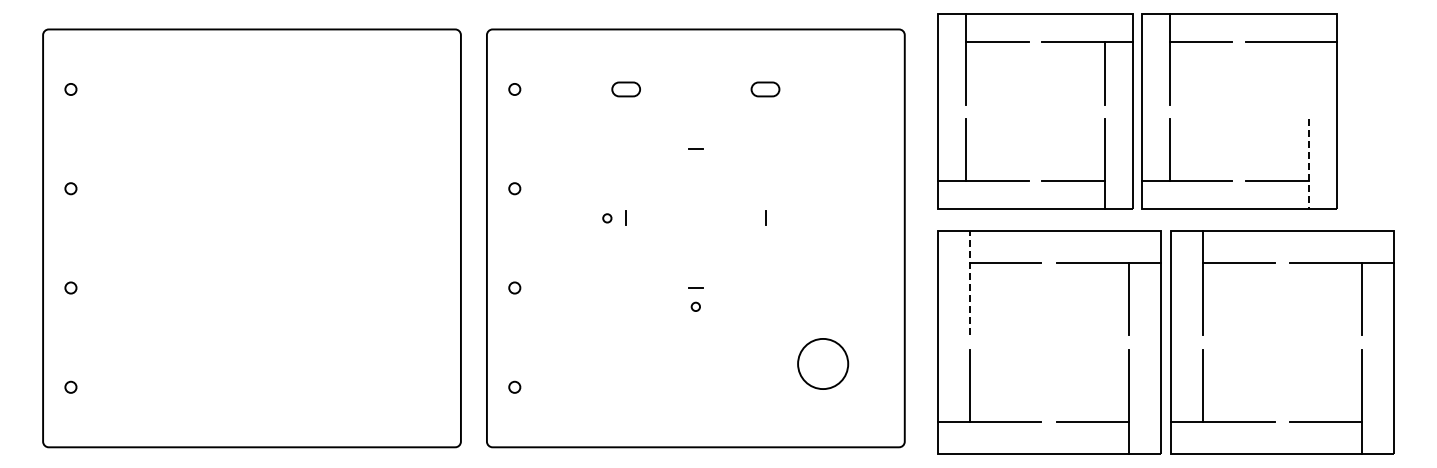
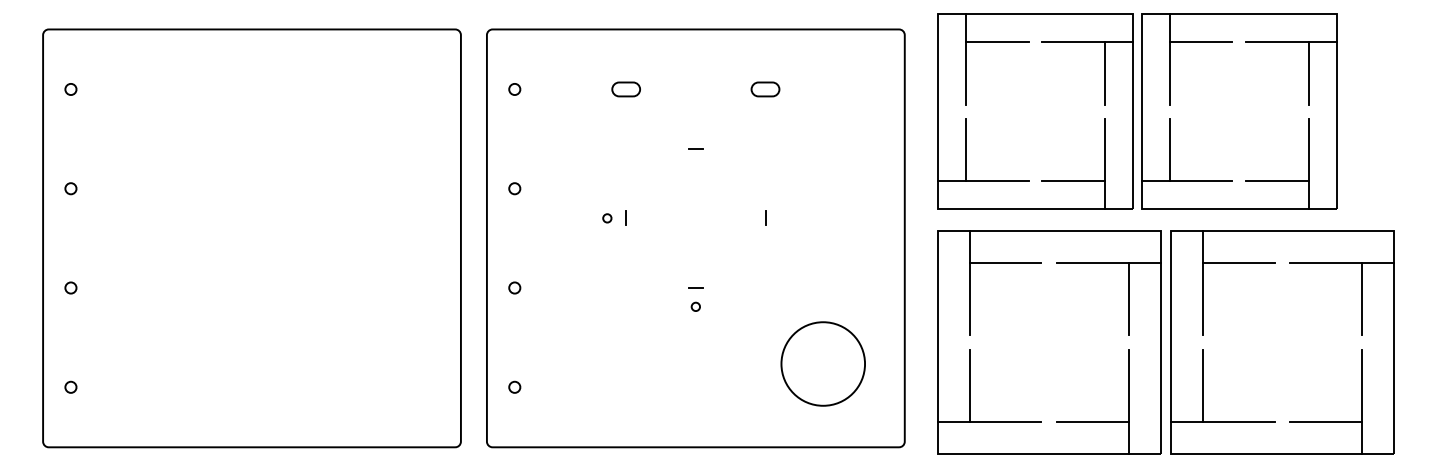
line: none -> present (1309, 72)
line: dashed -> solid (1309, 164)
line: dashed -> solid (969, 282)
circle size: 53x52 px -> 86x86 px (822, 363)
